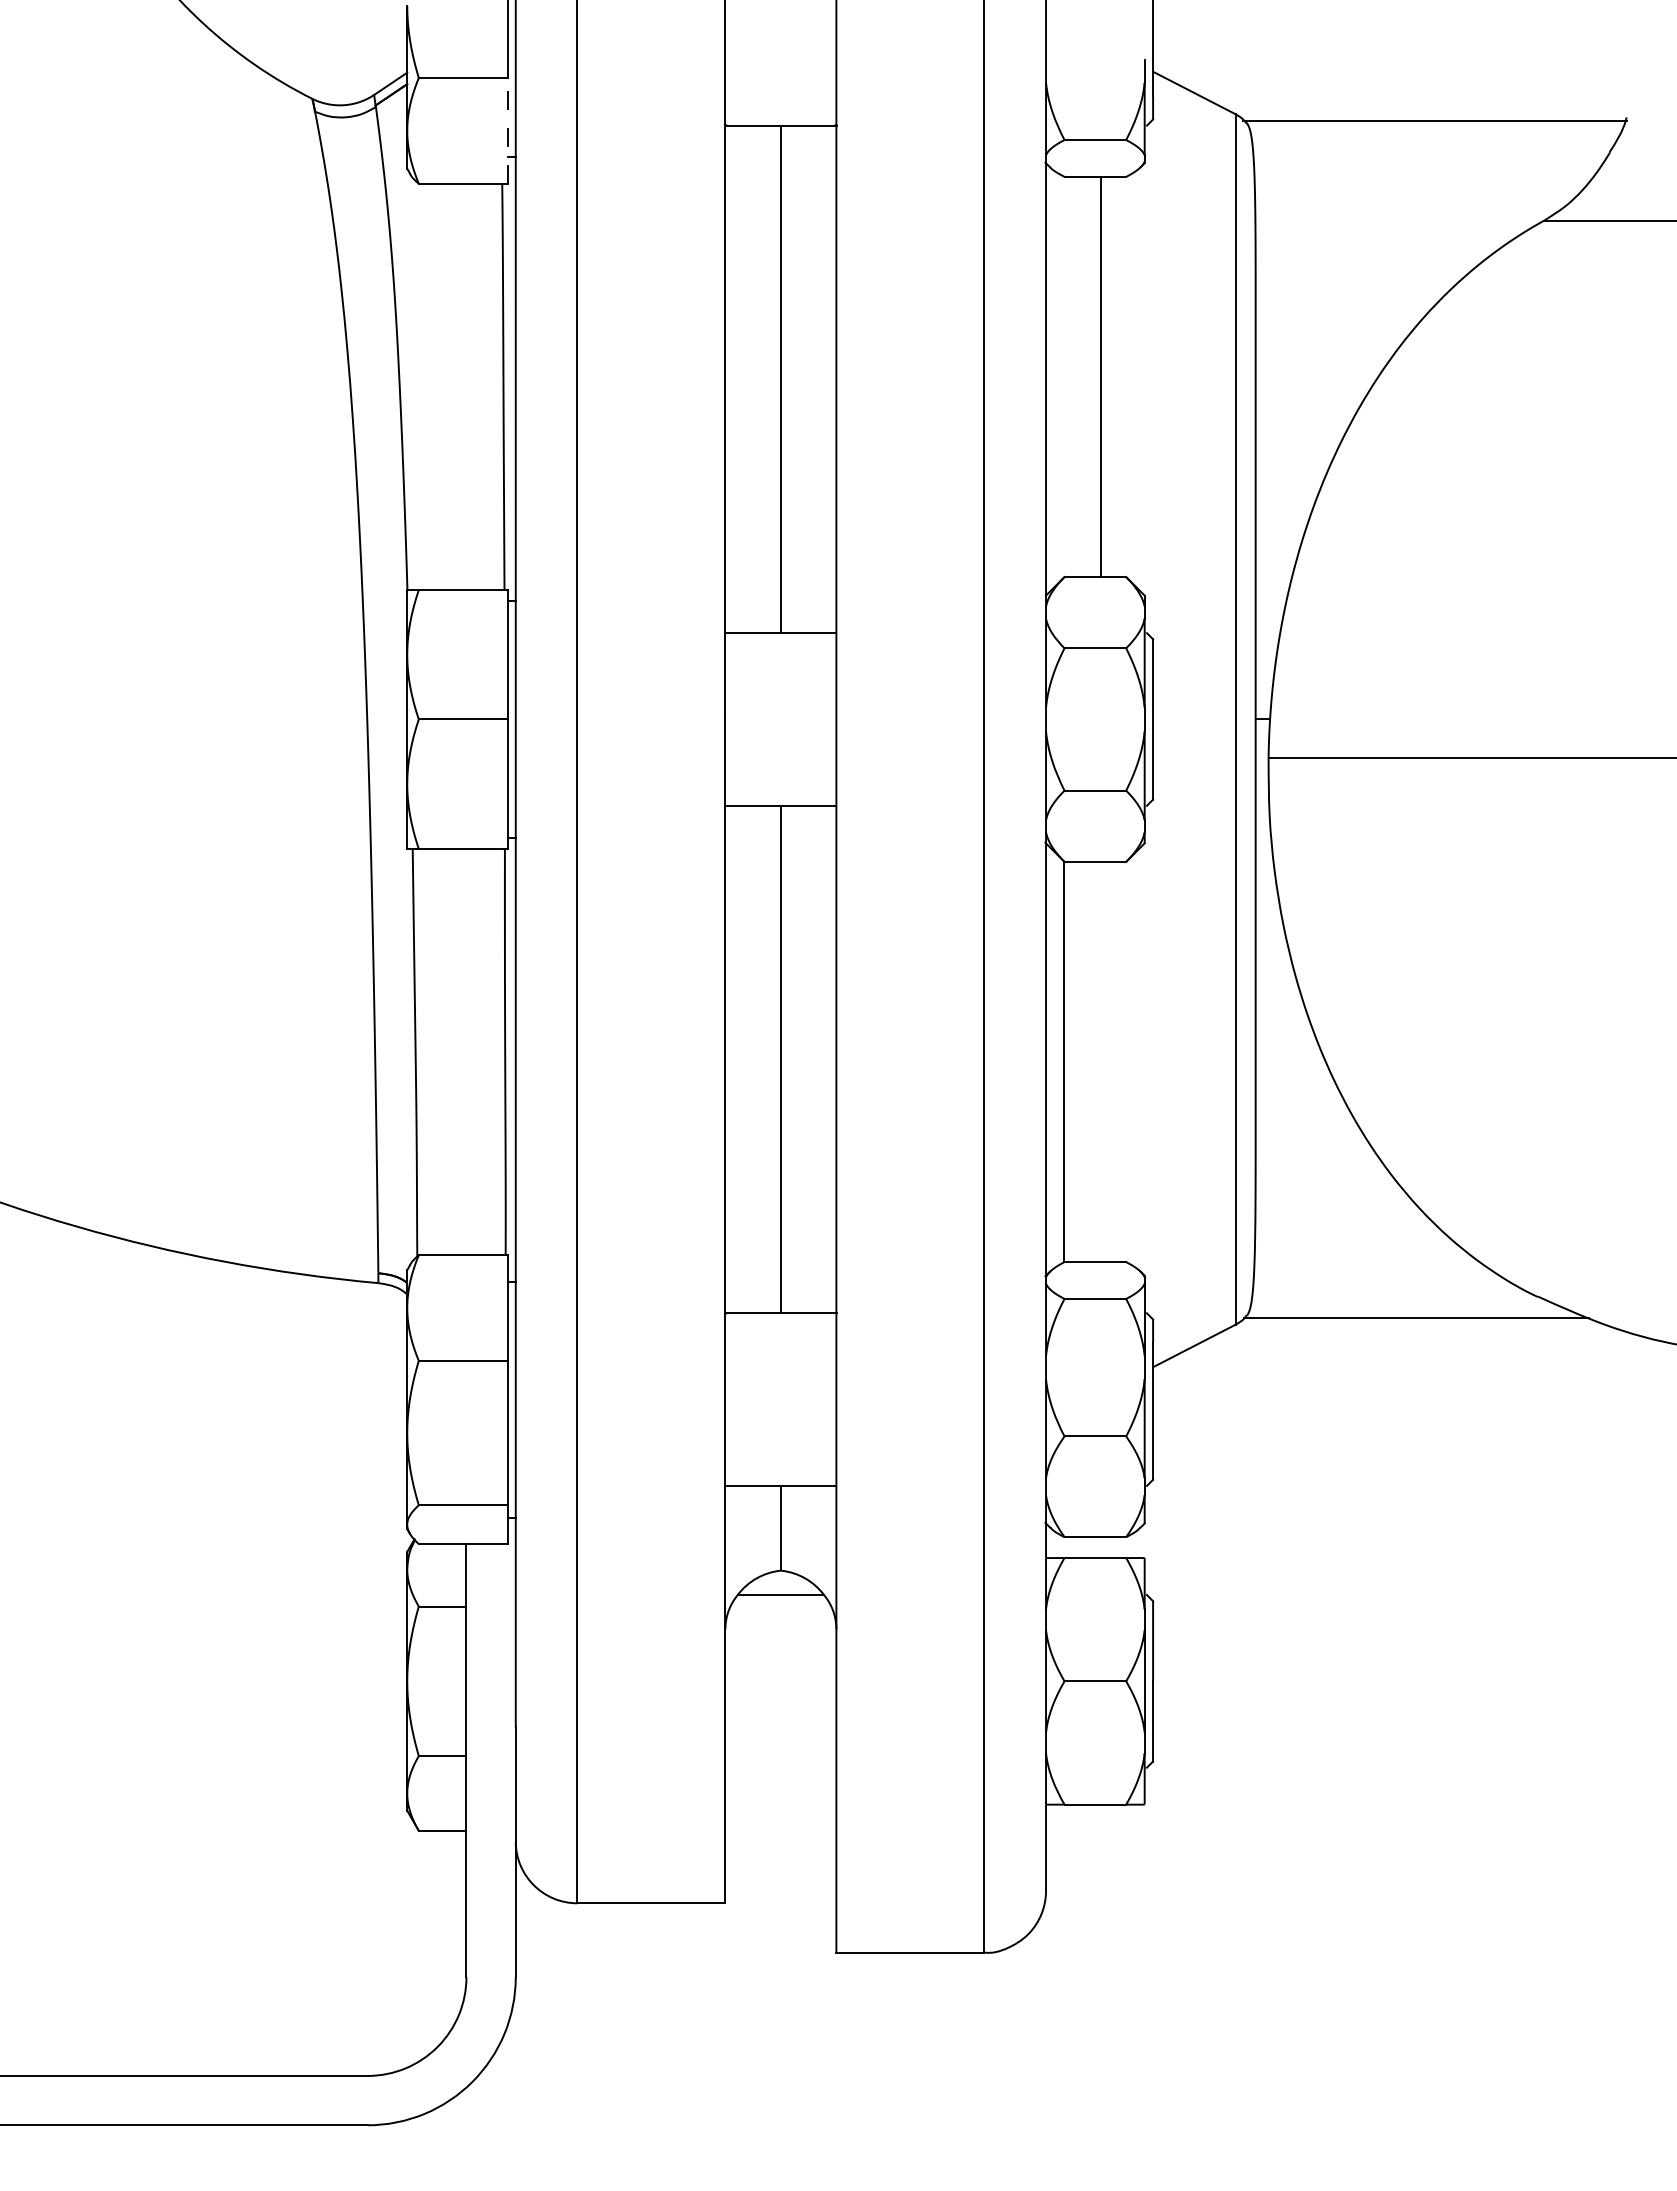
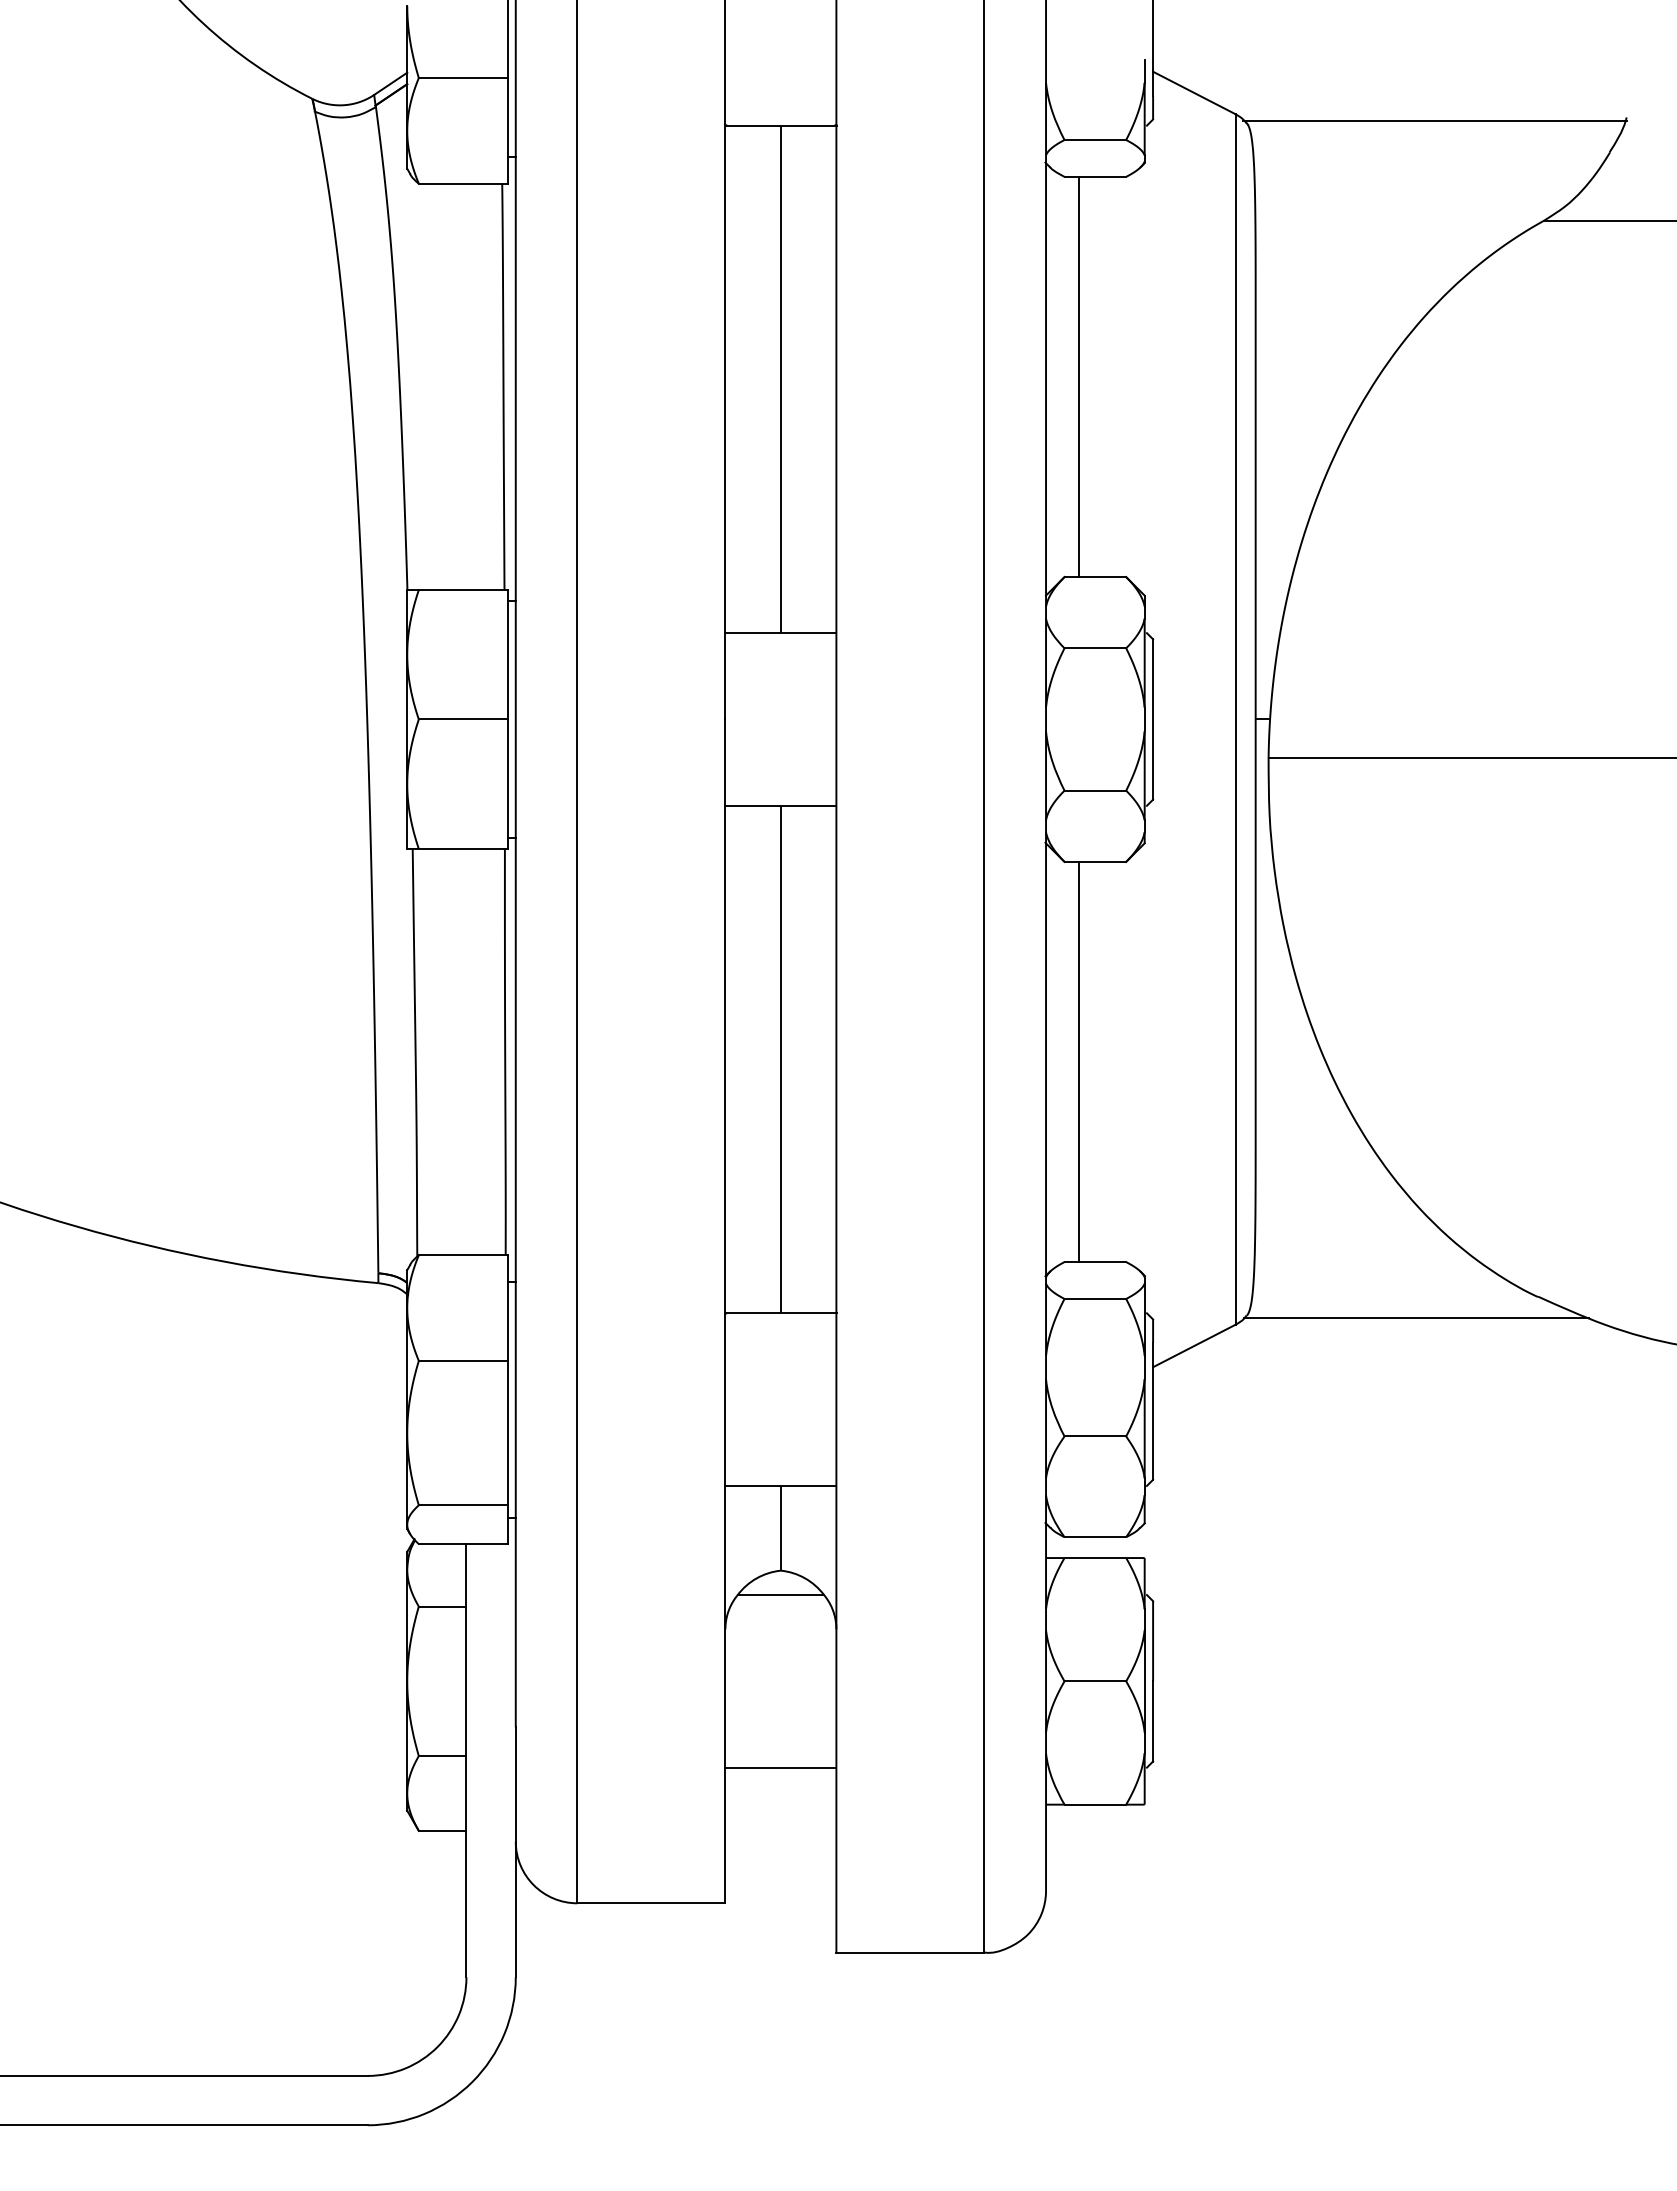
line: dashed -> solid (508, 130)
line position: (1101, 376) -> (1079, 376) (1079, 376)
line position: (1064, 1061) -> (1079, 1061) (1079, 1061)
line: none -> present (780, 1767)
